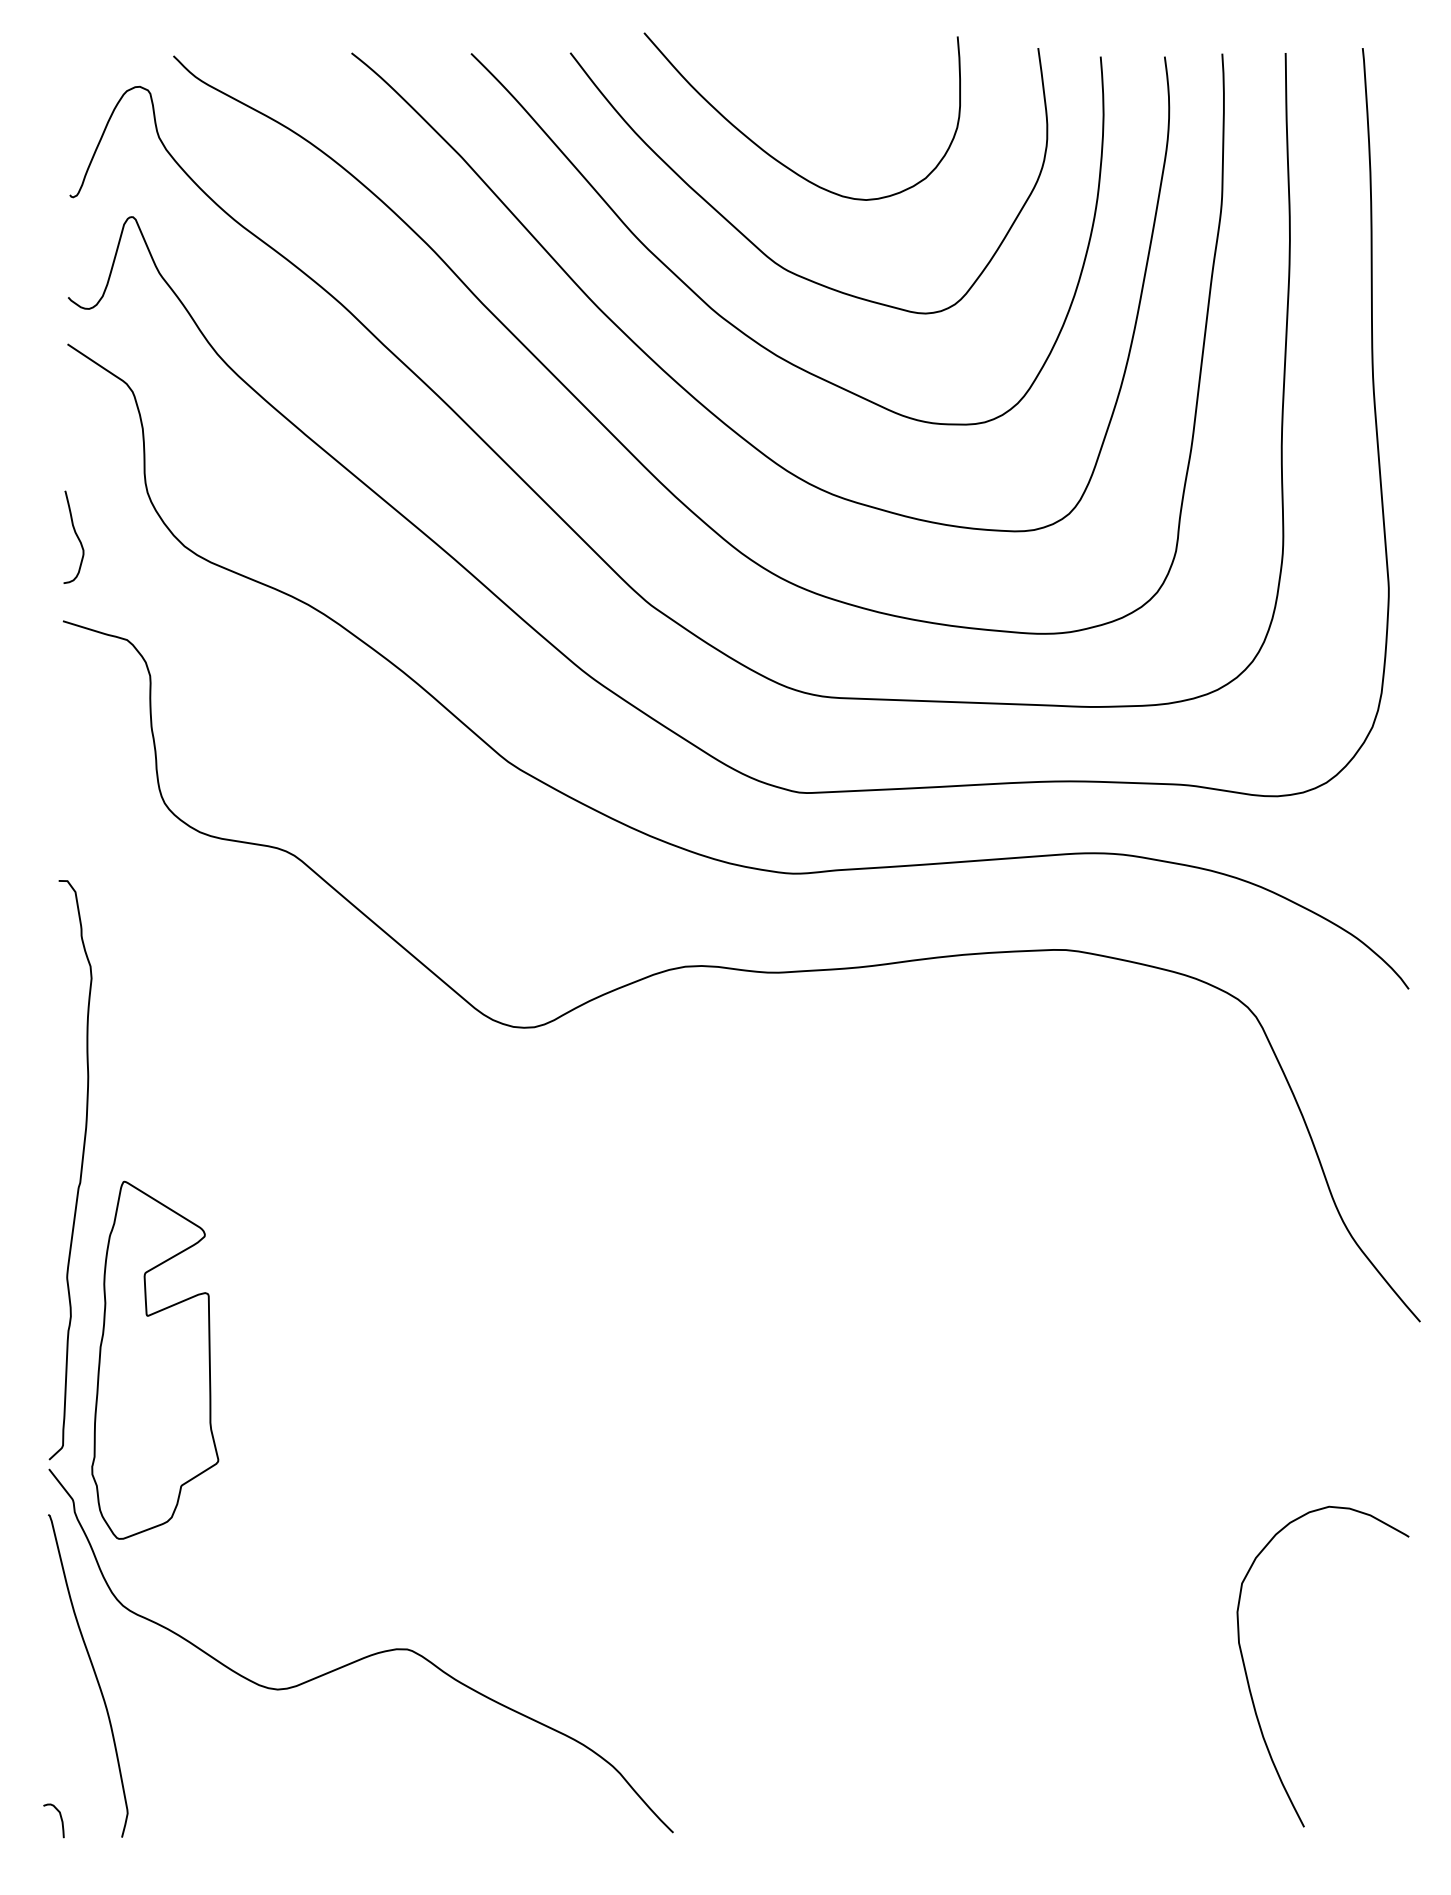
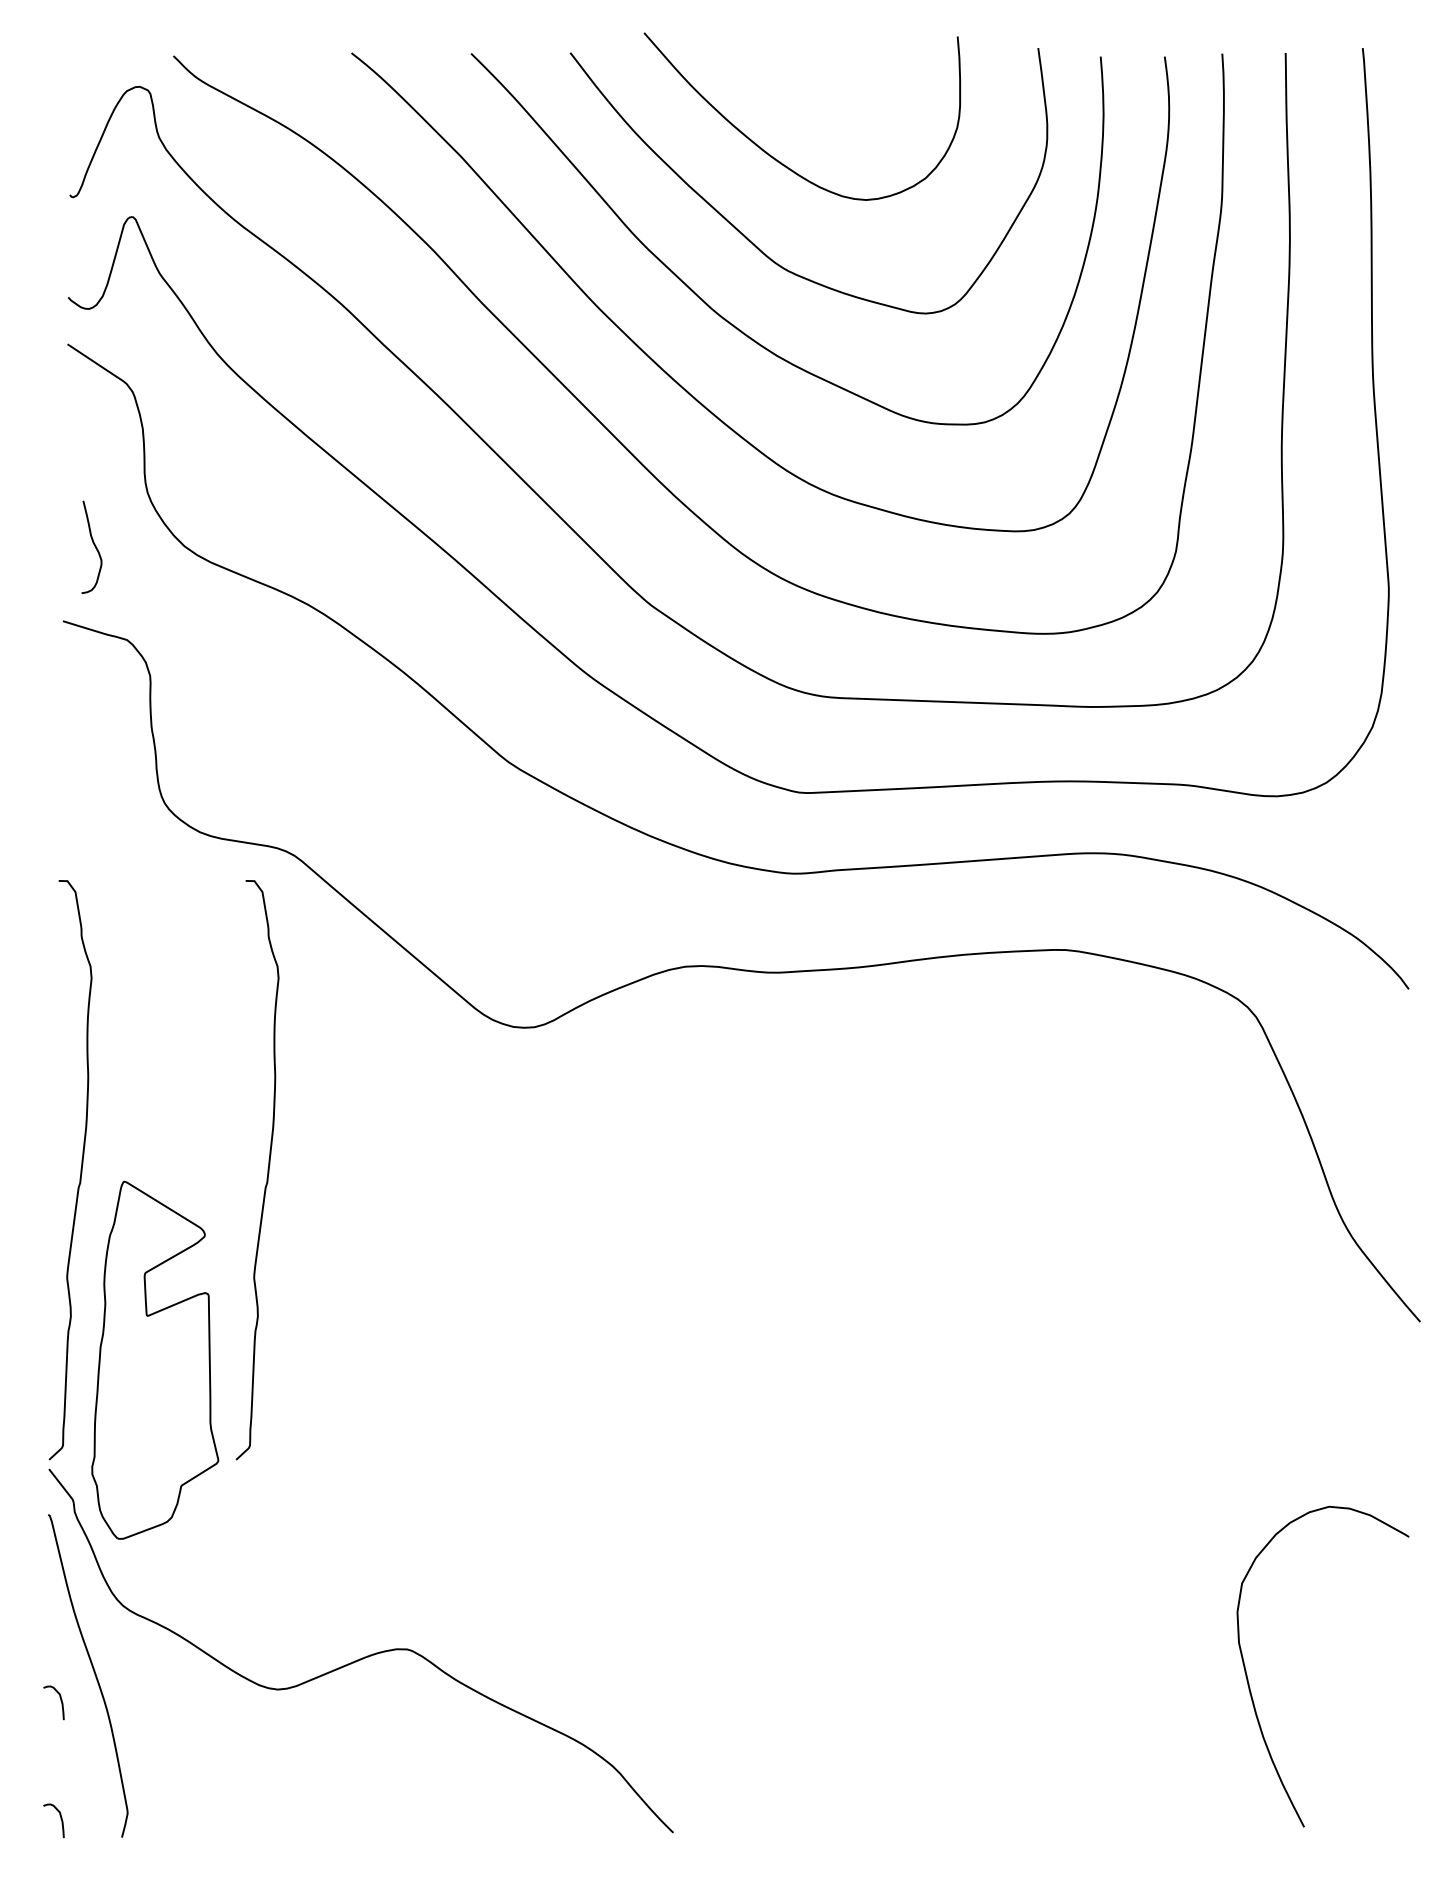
curve position: (75, 534) -> (93, 544) (93, 544)
curve: none -> present (267, 1170)
curve: none -> present (60, 1701)
